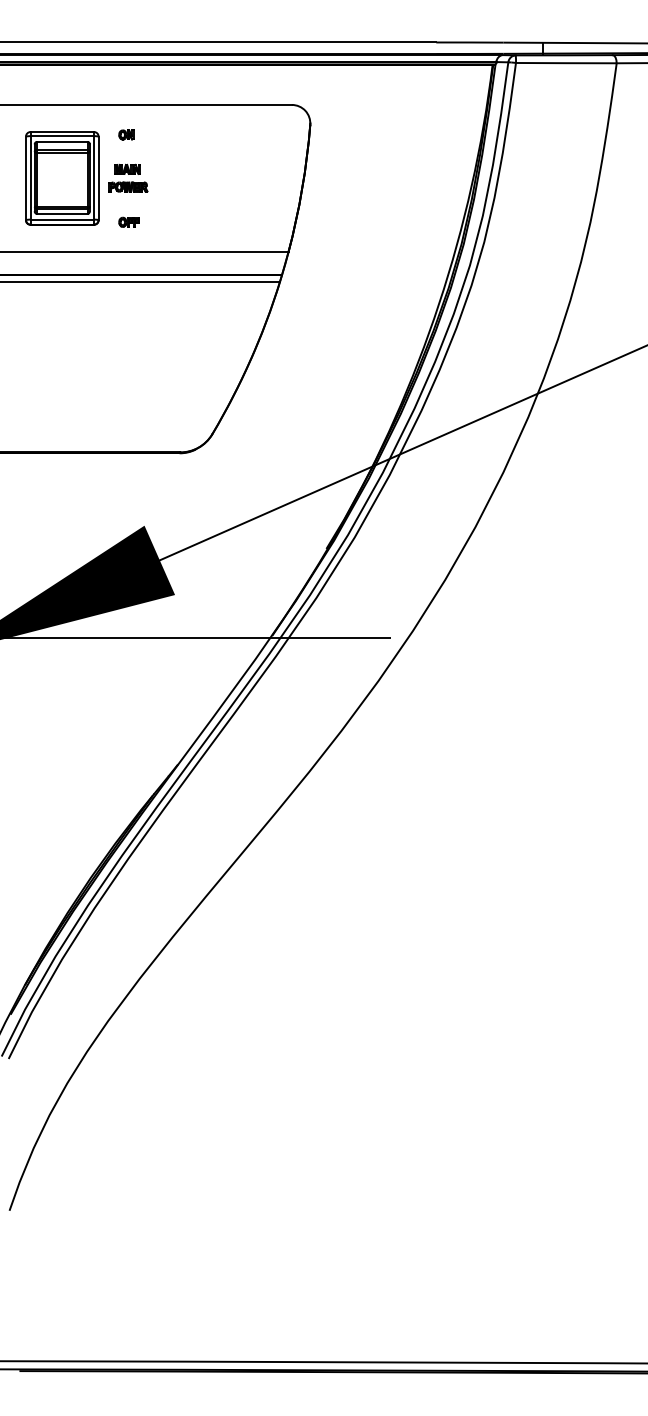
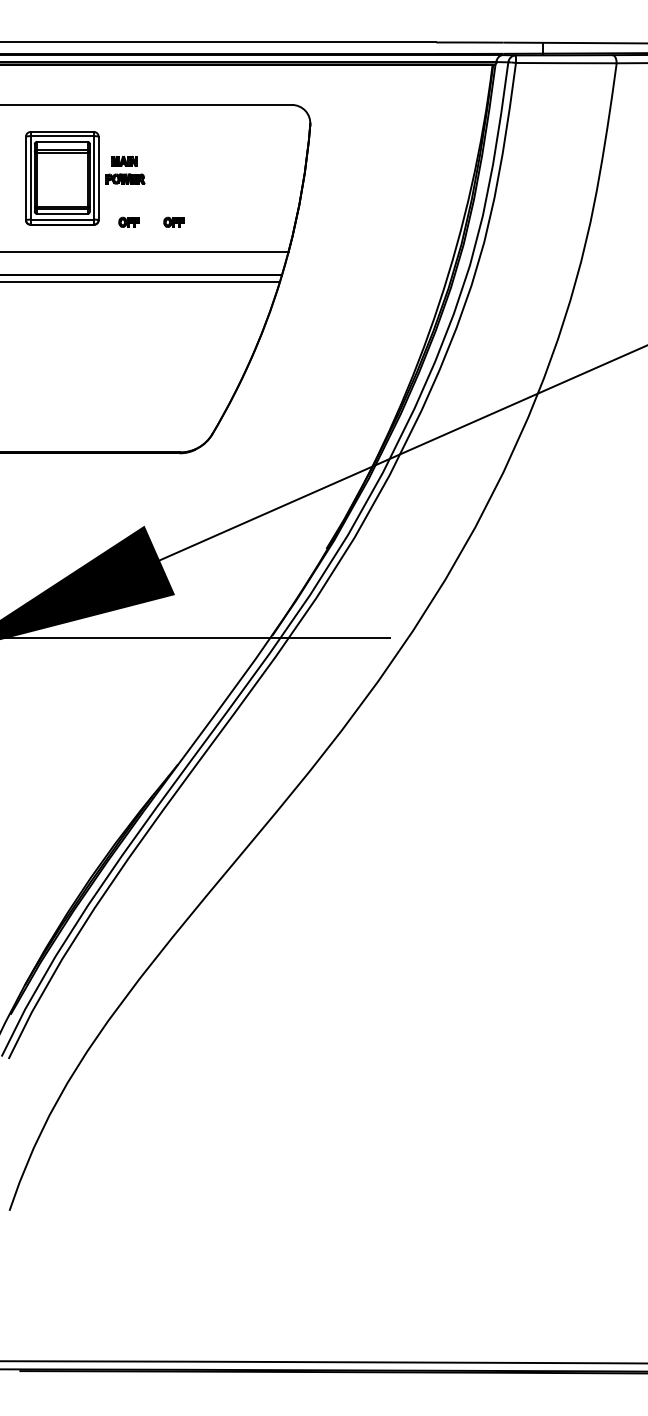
part: present -> none (126, 134)
part position: (128, 177) -> (125, 169) (125, 169)
part: none -> present (173, 221)
